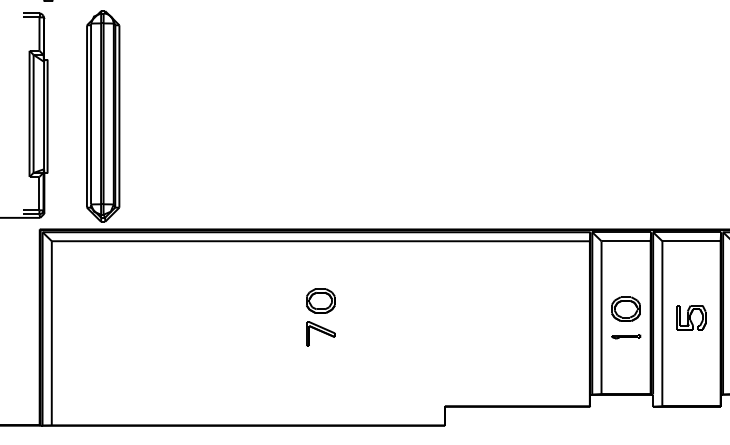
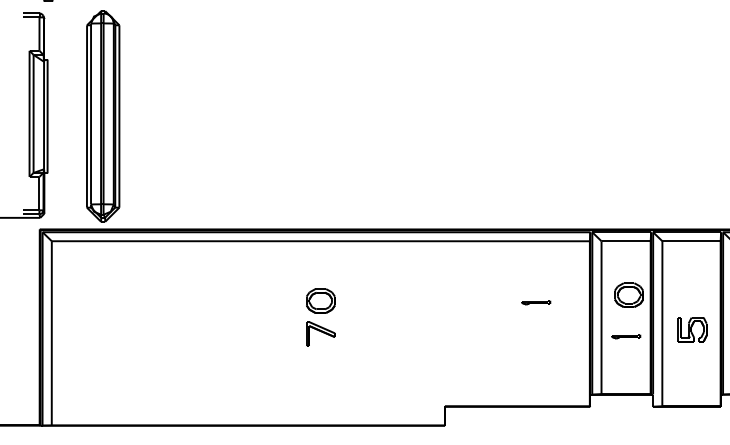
line: none -> present (536, 302)
part position: (625, 308) -> (628, 294) (628, 294)
part position: (691, 317) -> (692, 329) (692, 329)
